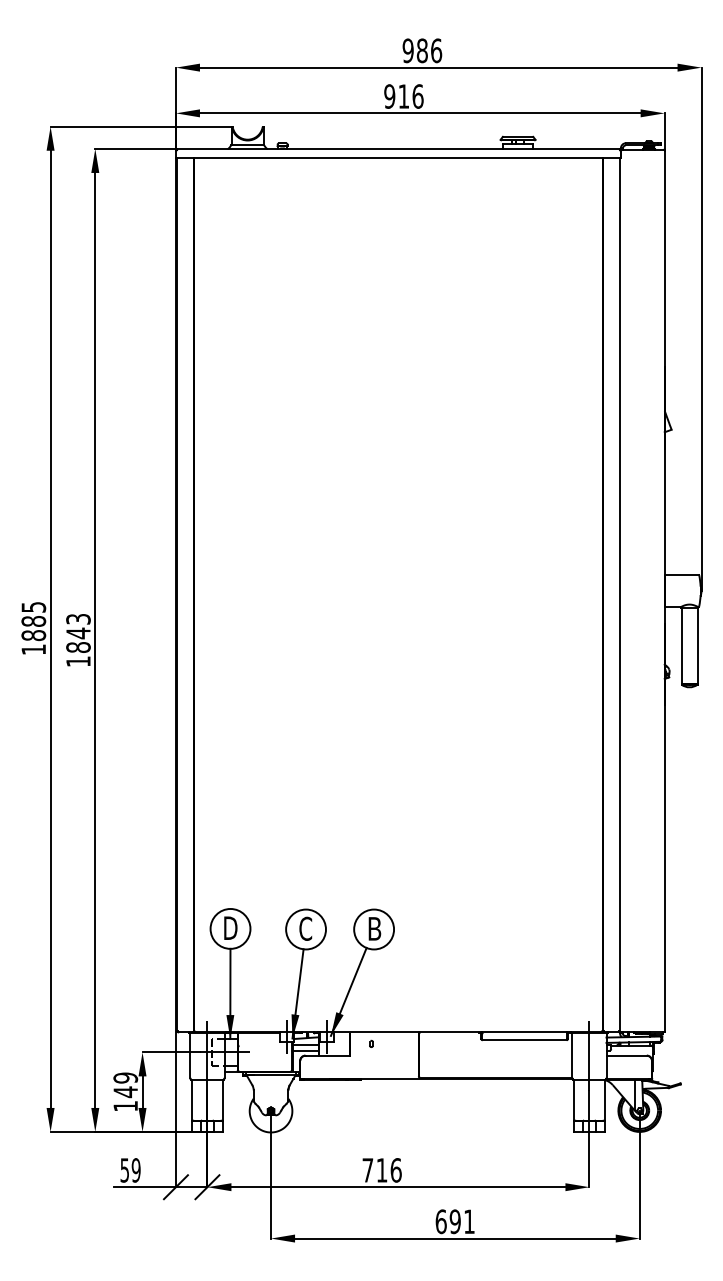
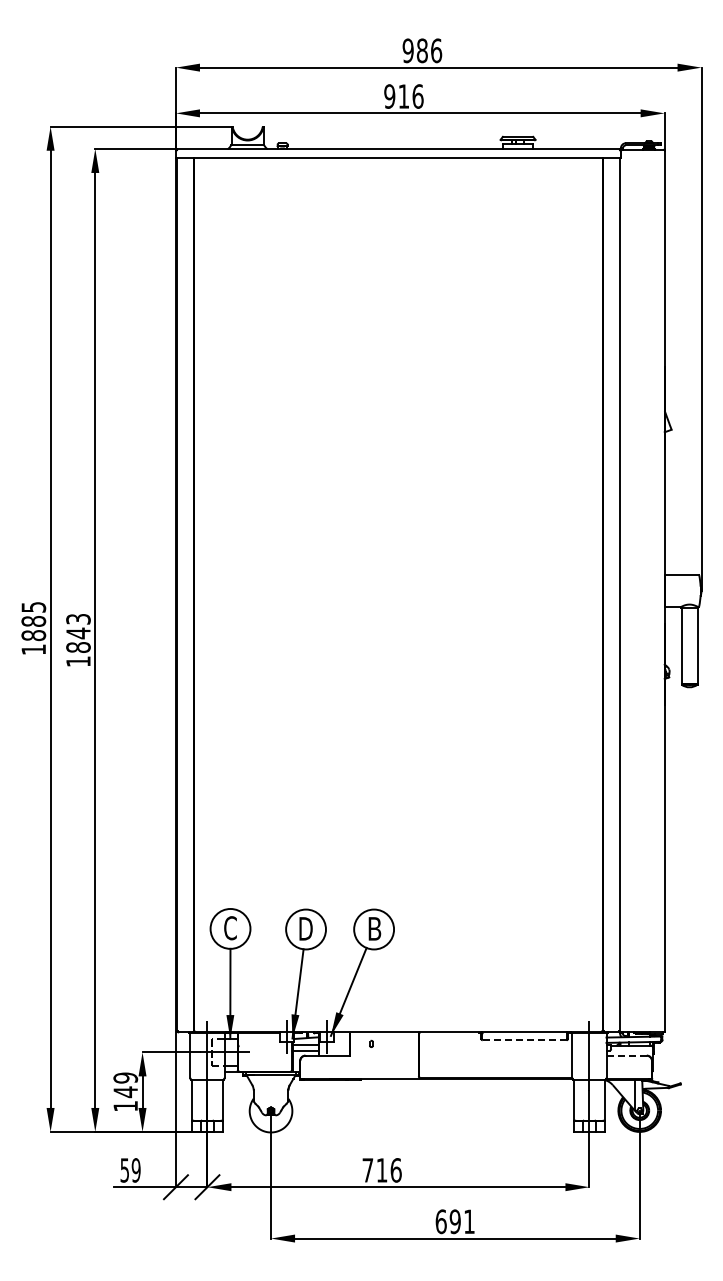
text: D -> C (230, 928)
text: C -> D (305, 928)
line: solid -> dashed (524, 1040)
line: solid -> dashed (626, 1055)
